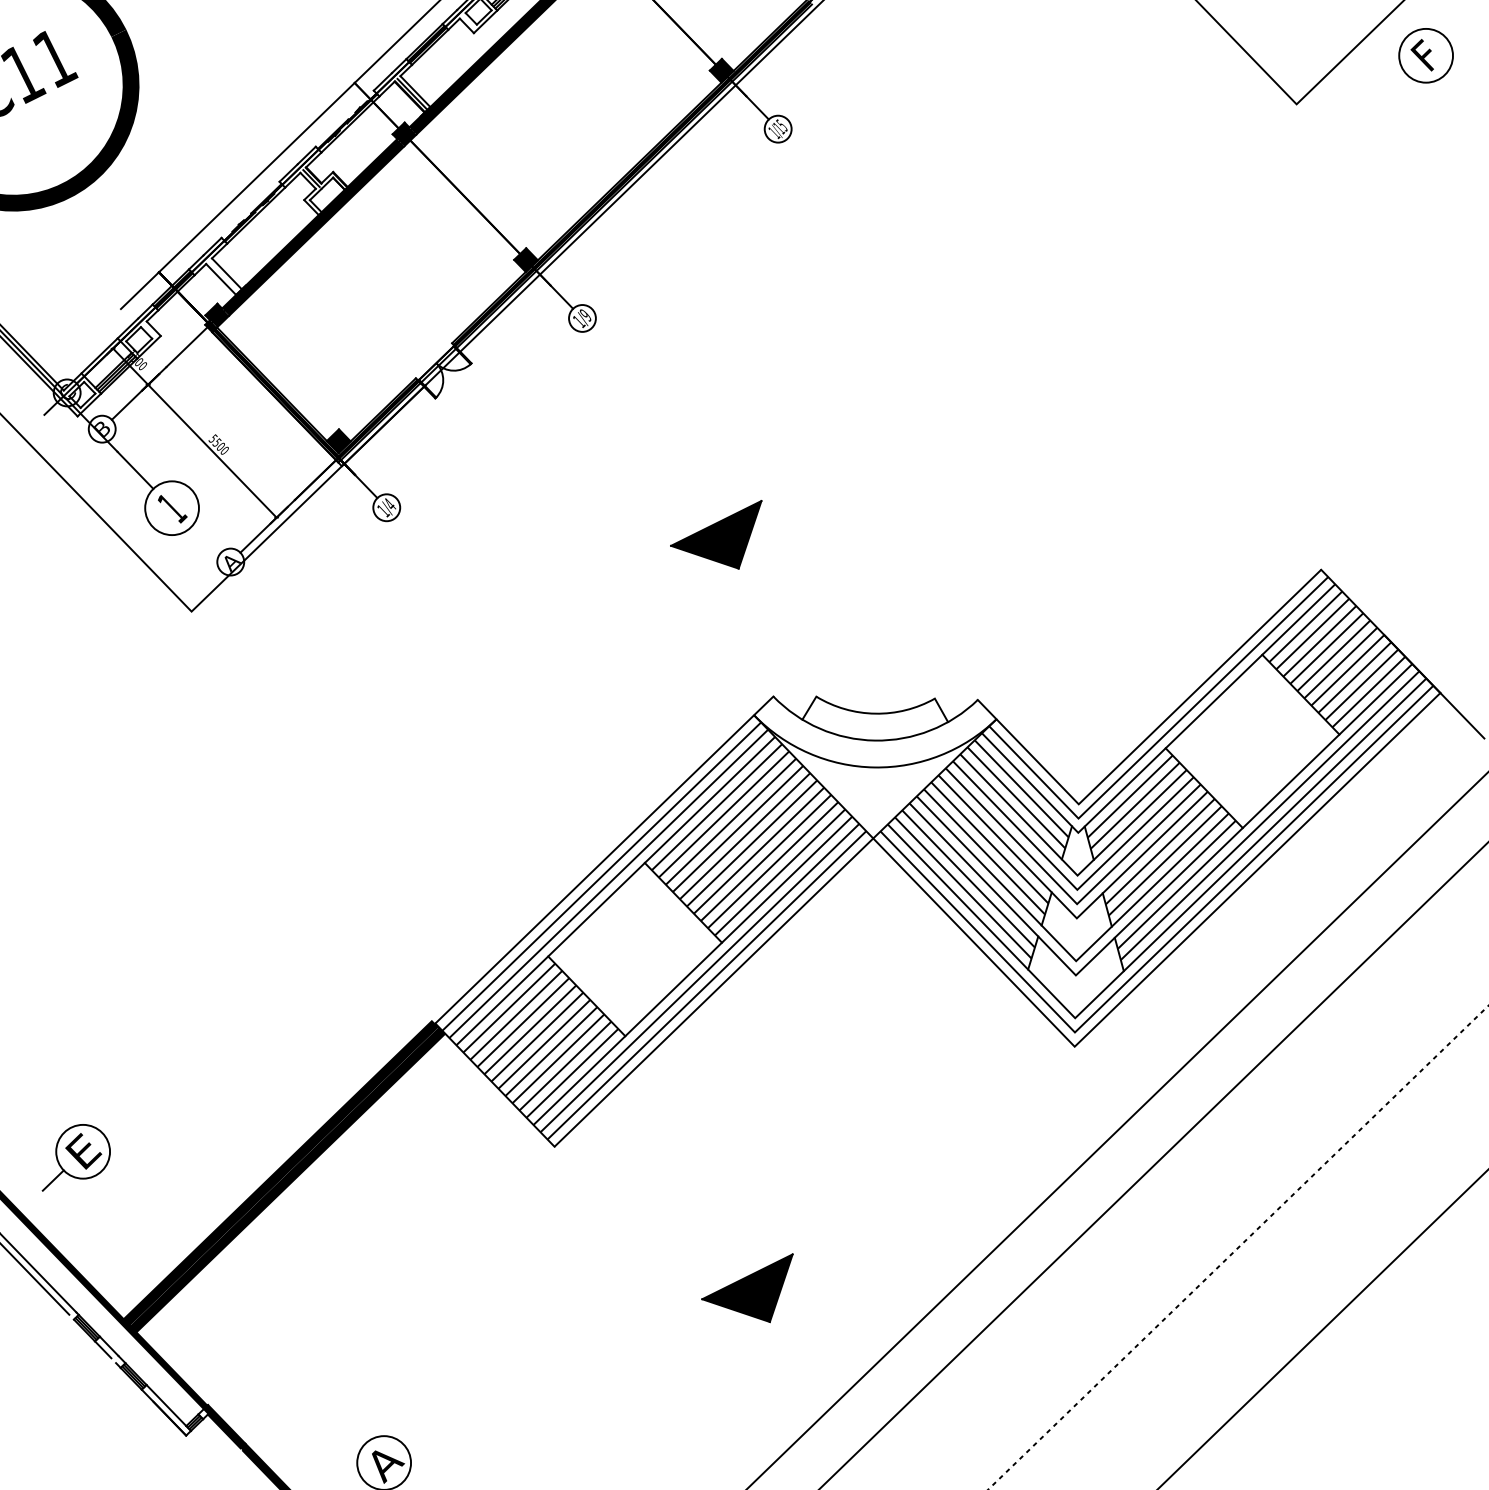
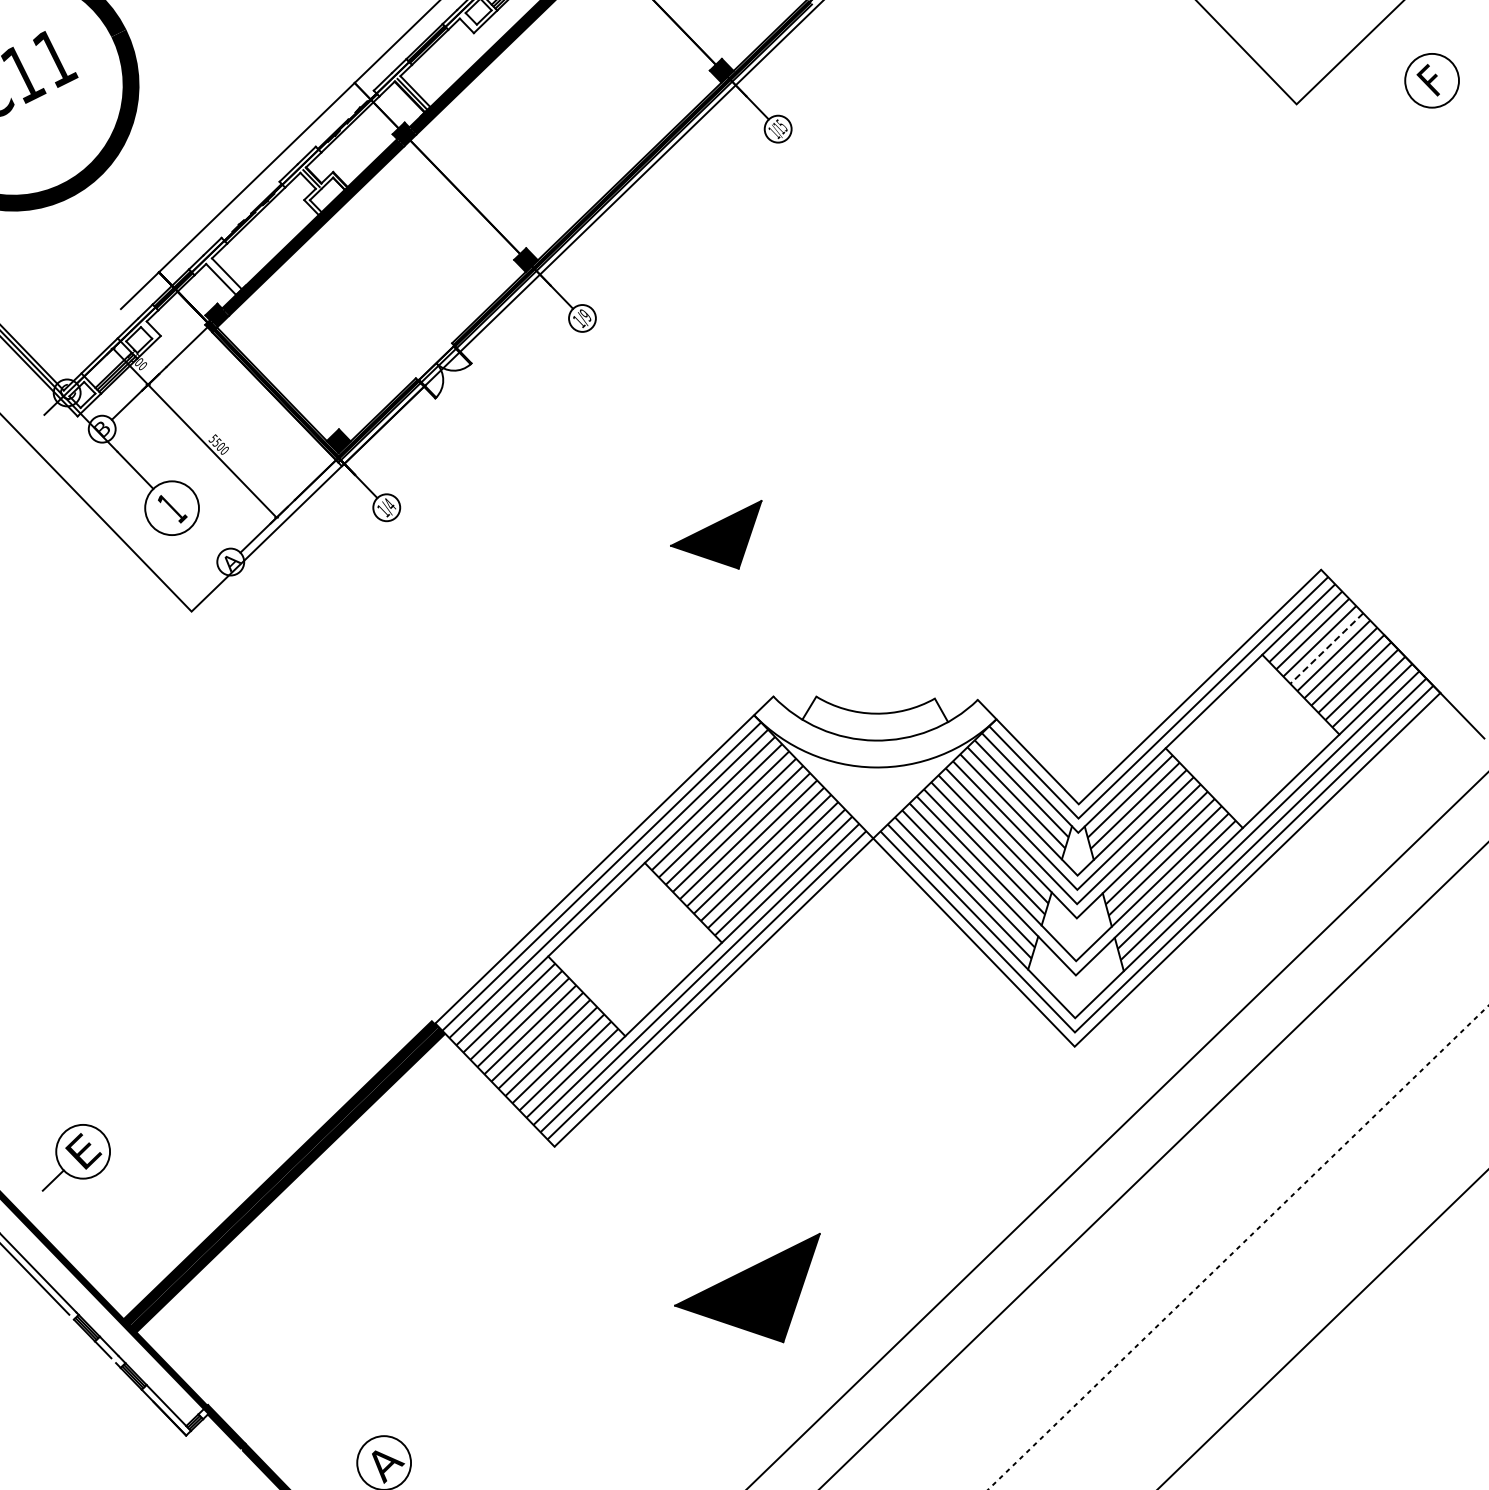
part position: (1425, 55) -> (1431, 80) (1431, 80)
line: solid -> dashed (1326, 648)
part size: 93x71 px -> 147x112 px (747, 1287)
